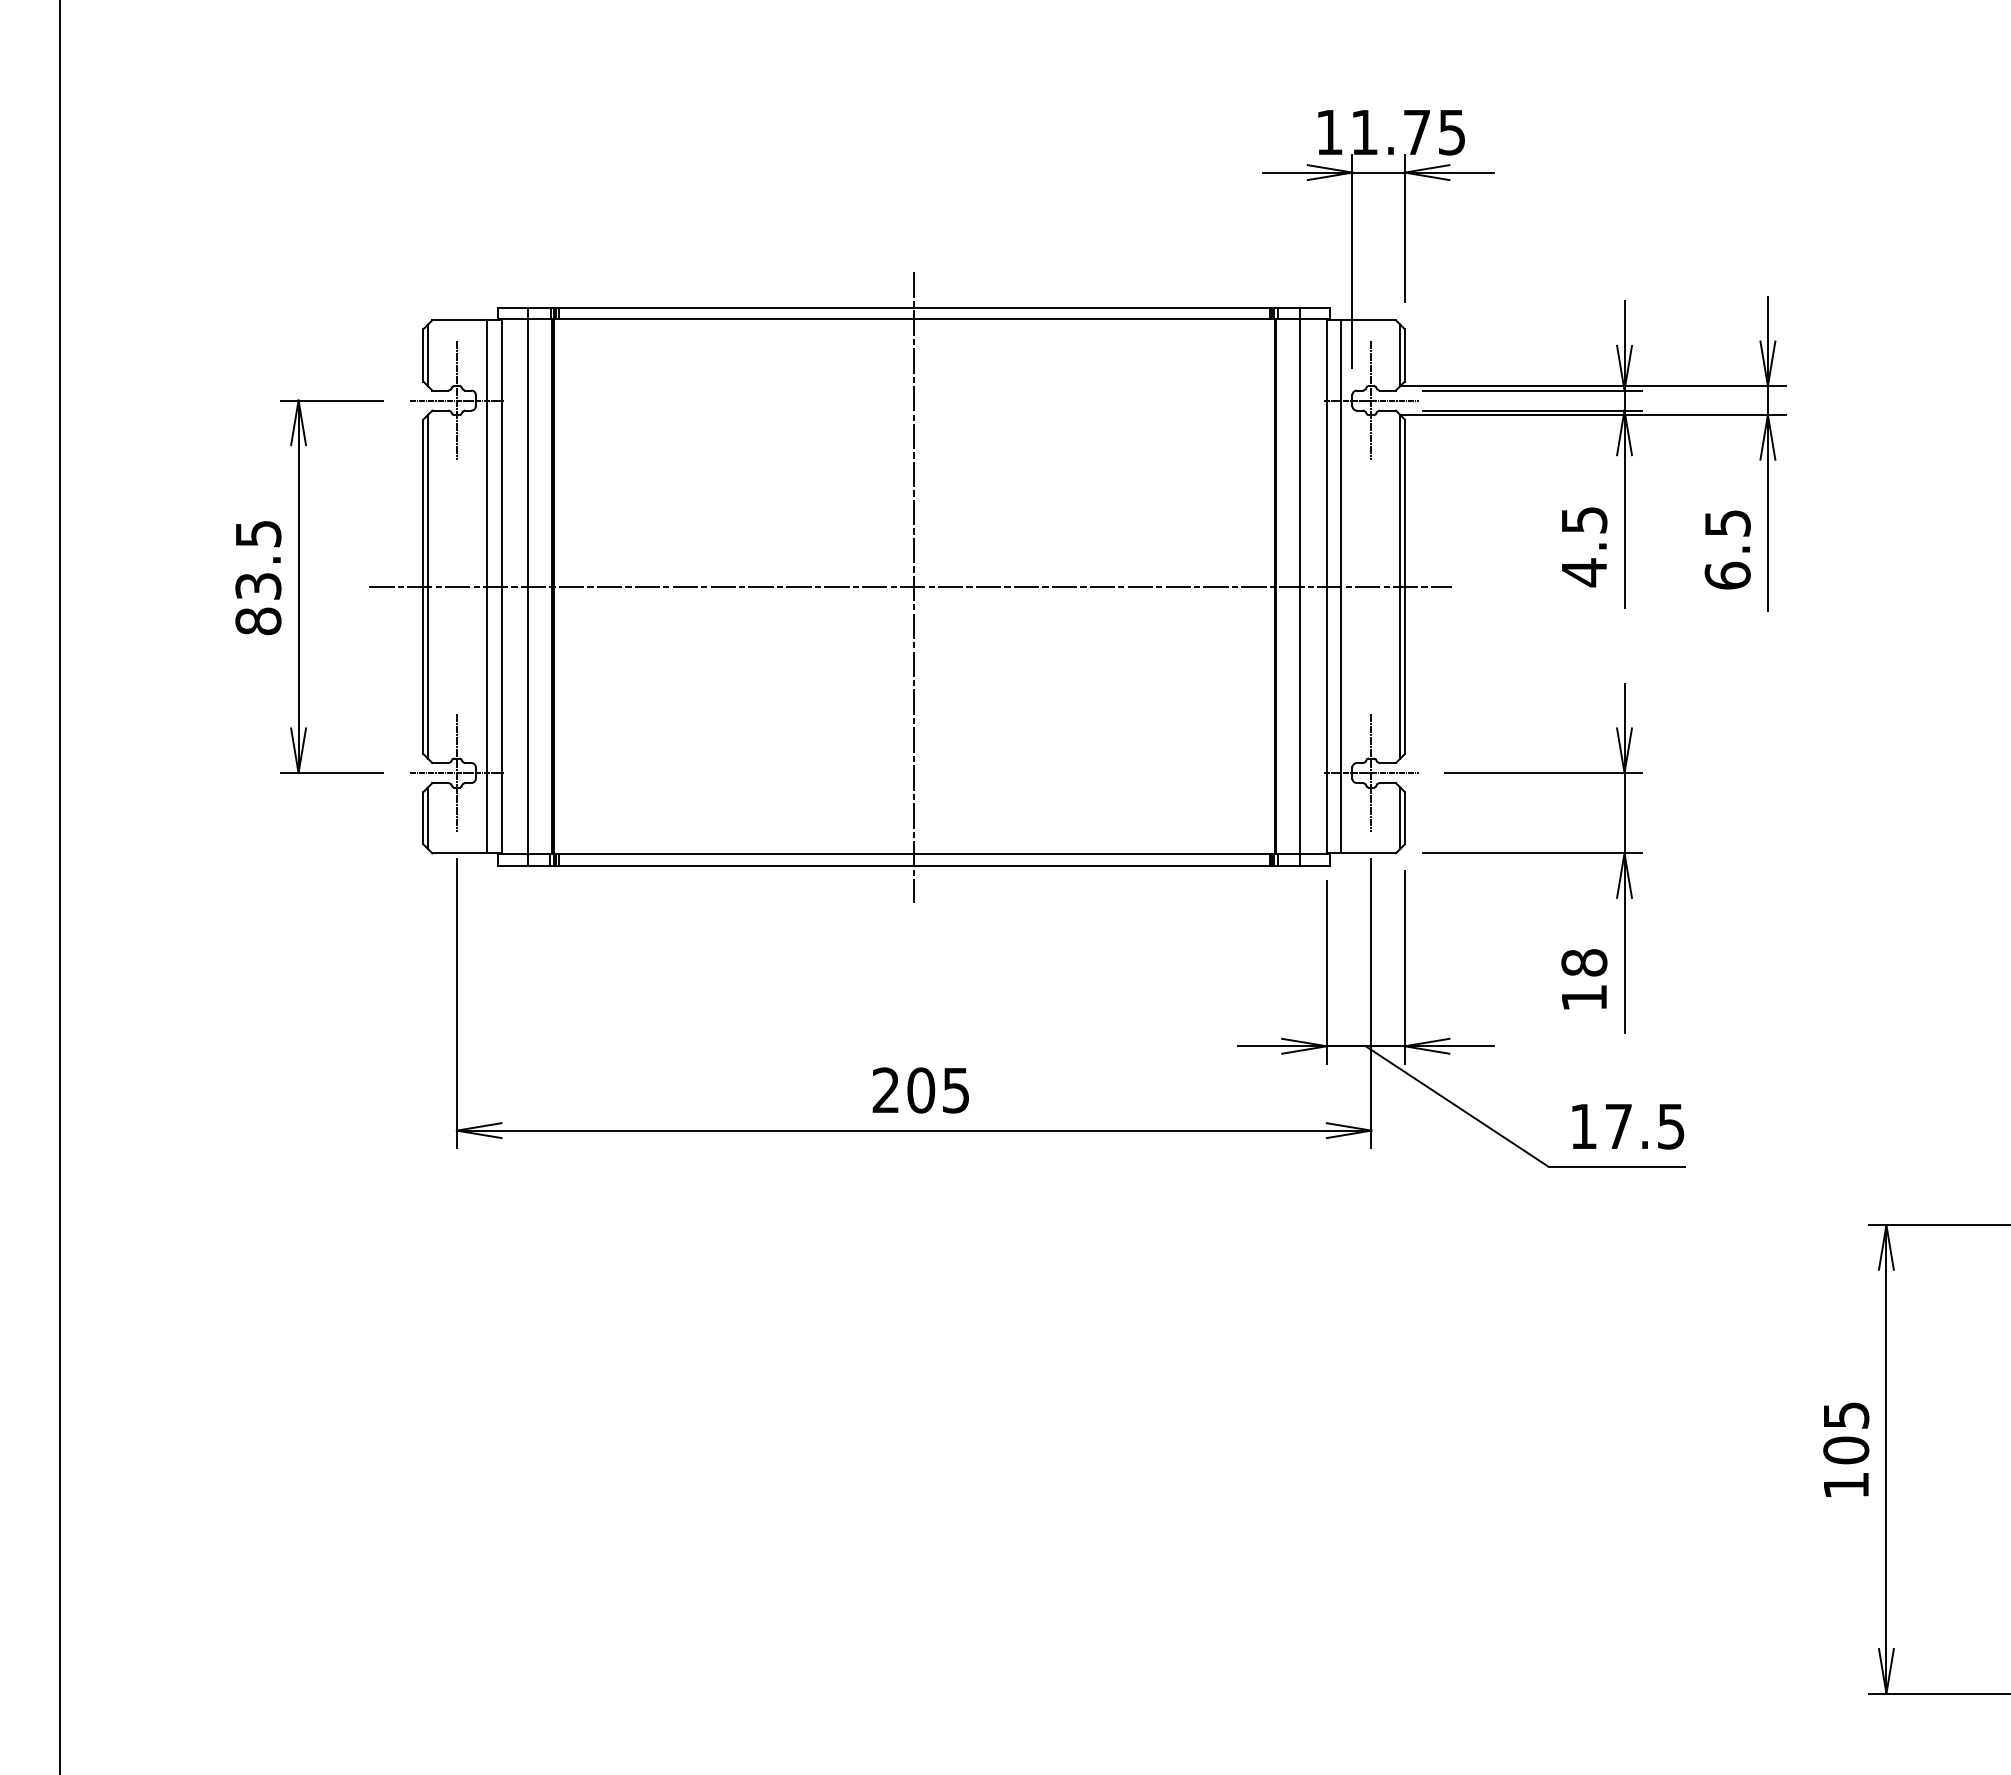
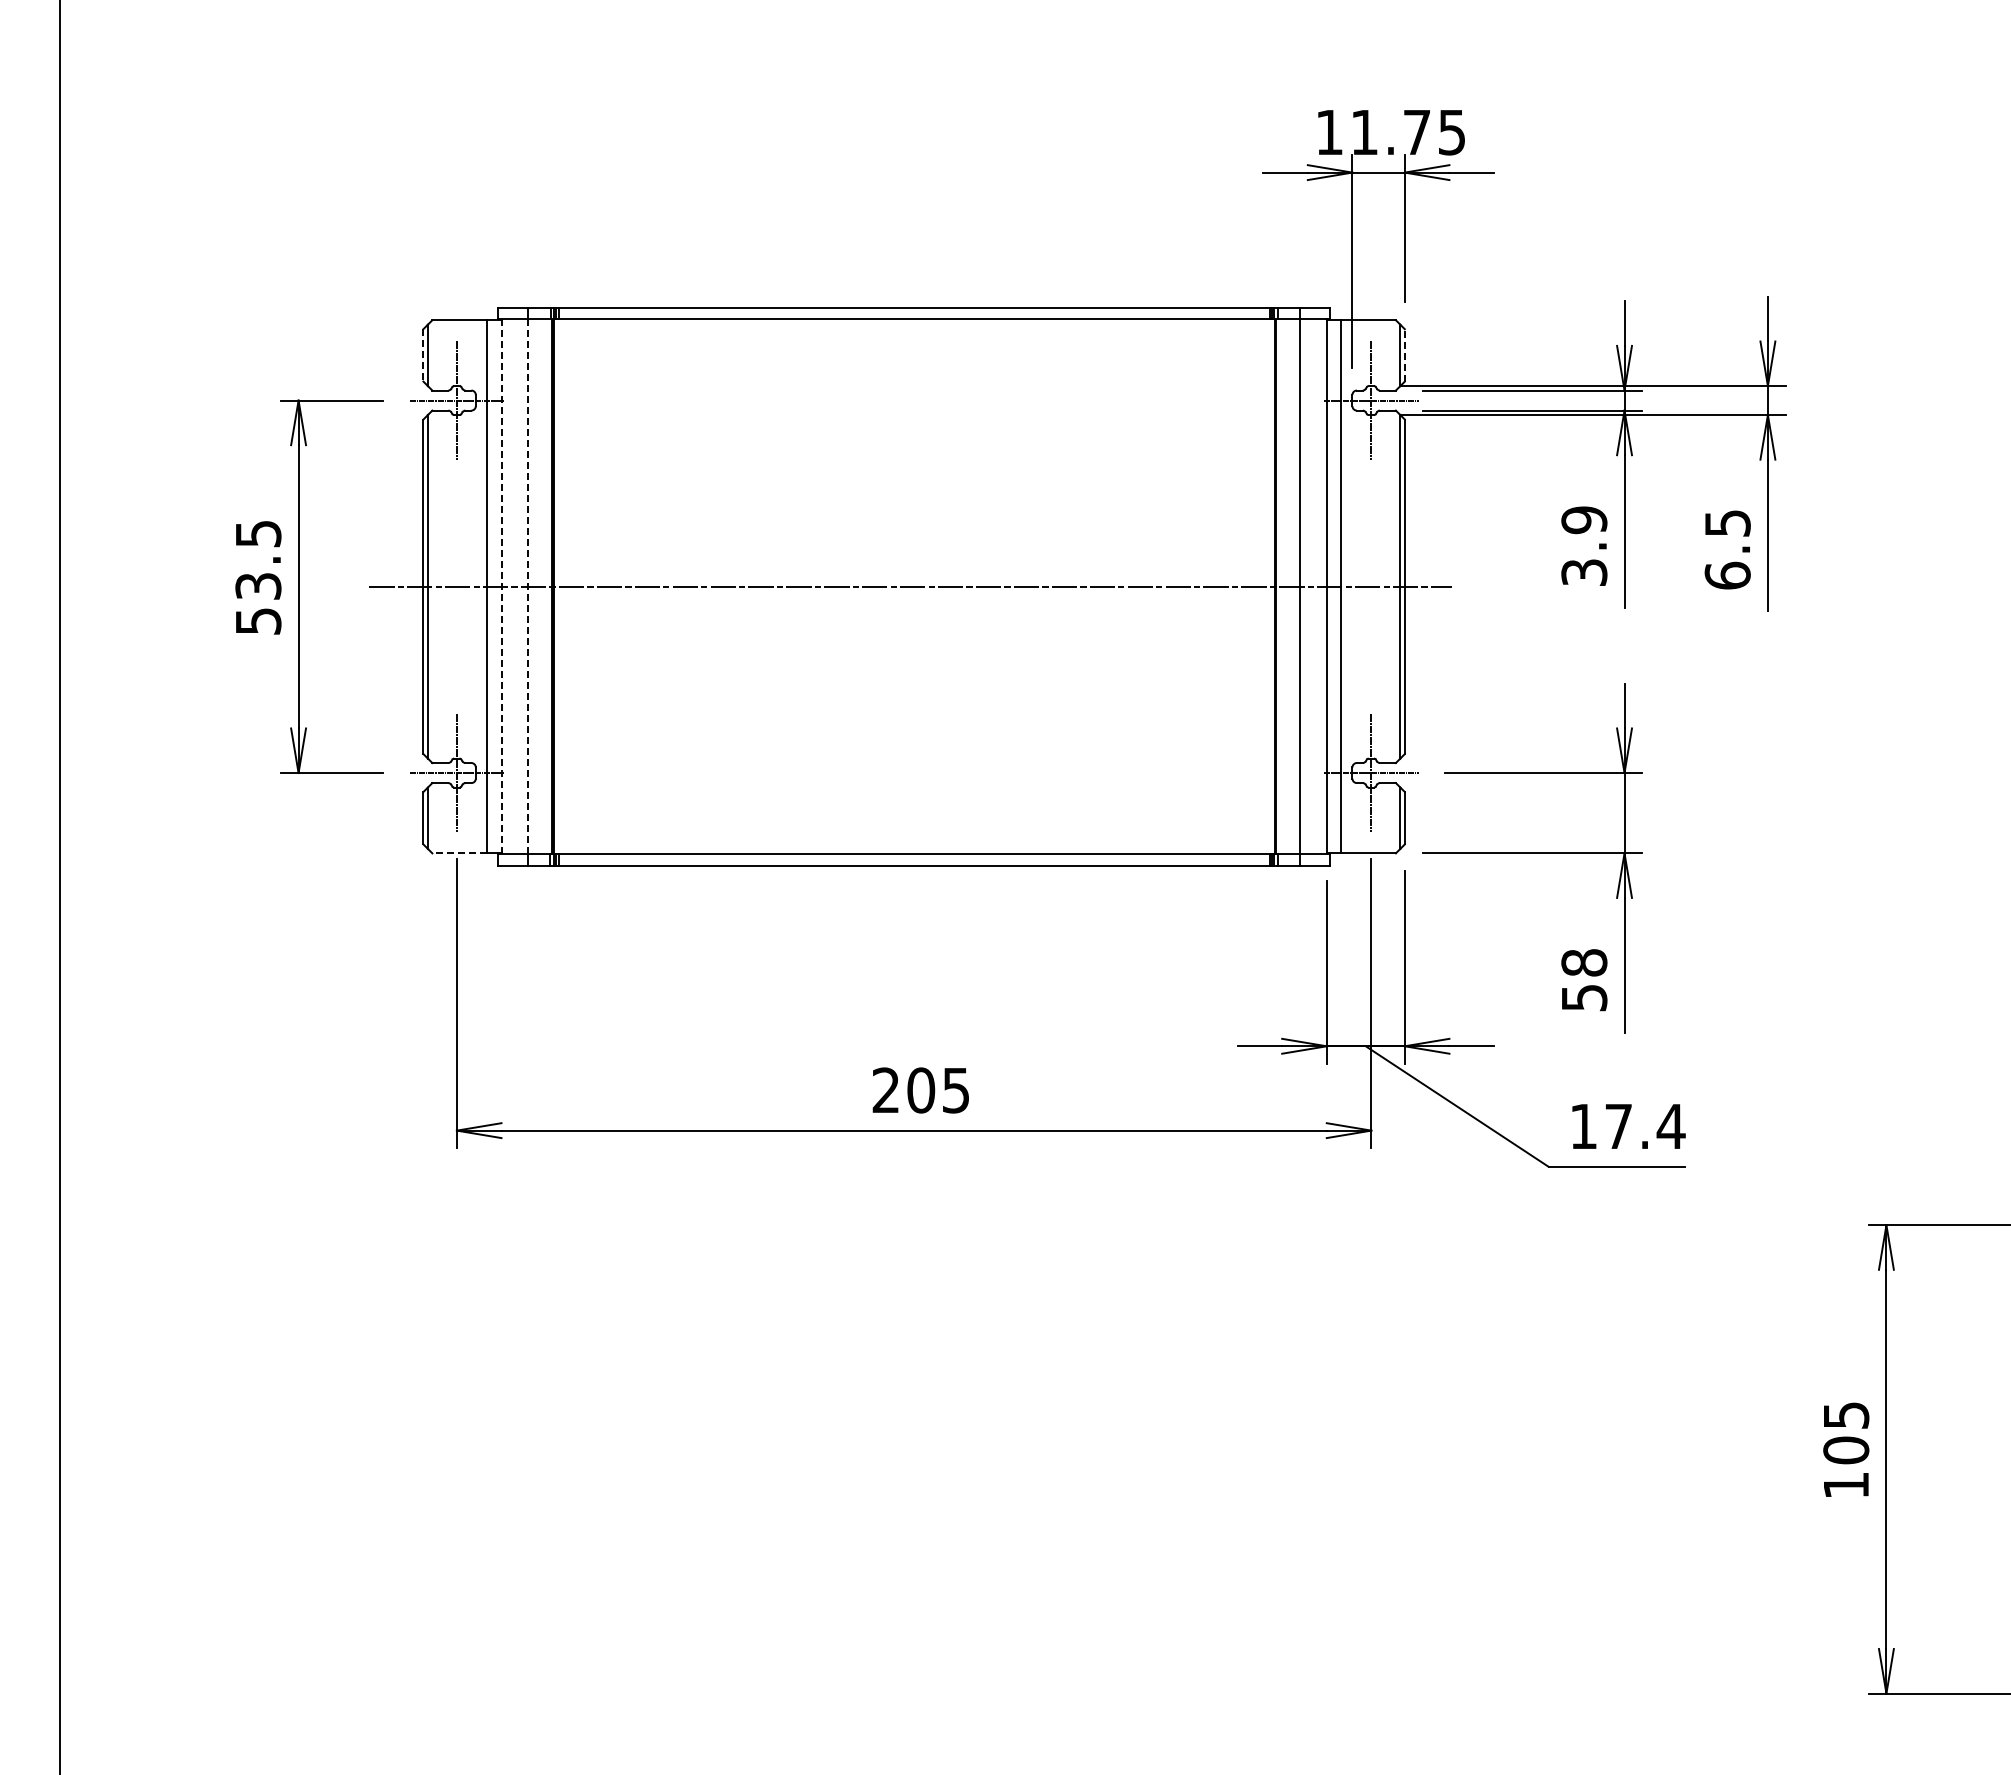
line: solid -> dashed (1404, 354)
line: solid -> dashed (423, 355)
text: 4.5 -> 3.9 (1584, 546)
line: solid -> dashed (501, 586)
line: solid -> dashed (528, 586)
line: present -> none (914, 587)
text: 83.5 -> 53.5 (258, 621)
line: solid -> dashed (459, 853)
text: 18 -> 58 (1584, 998)
text: 17.5 -> 17.4 (1670, 1126)
